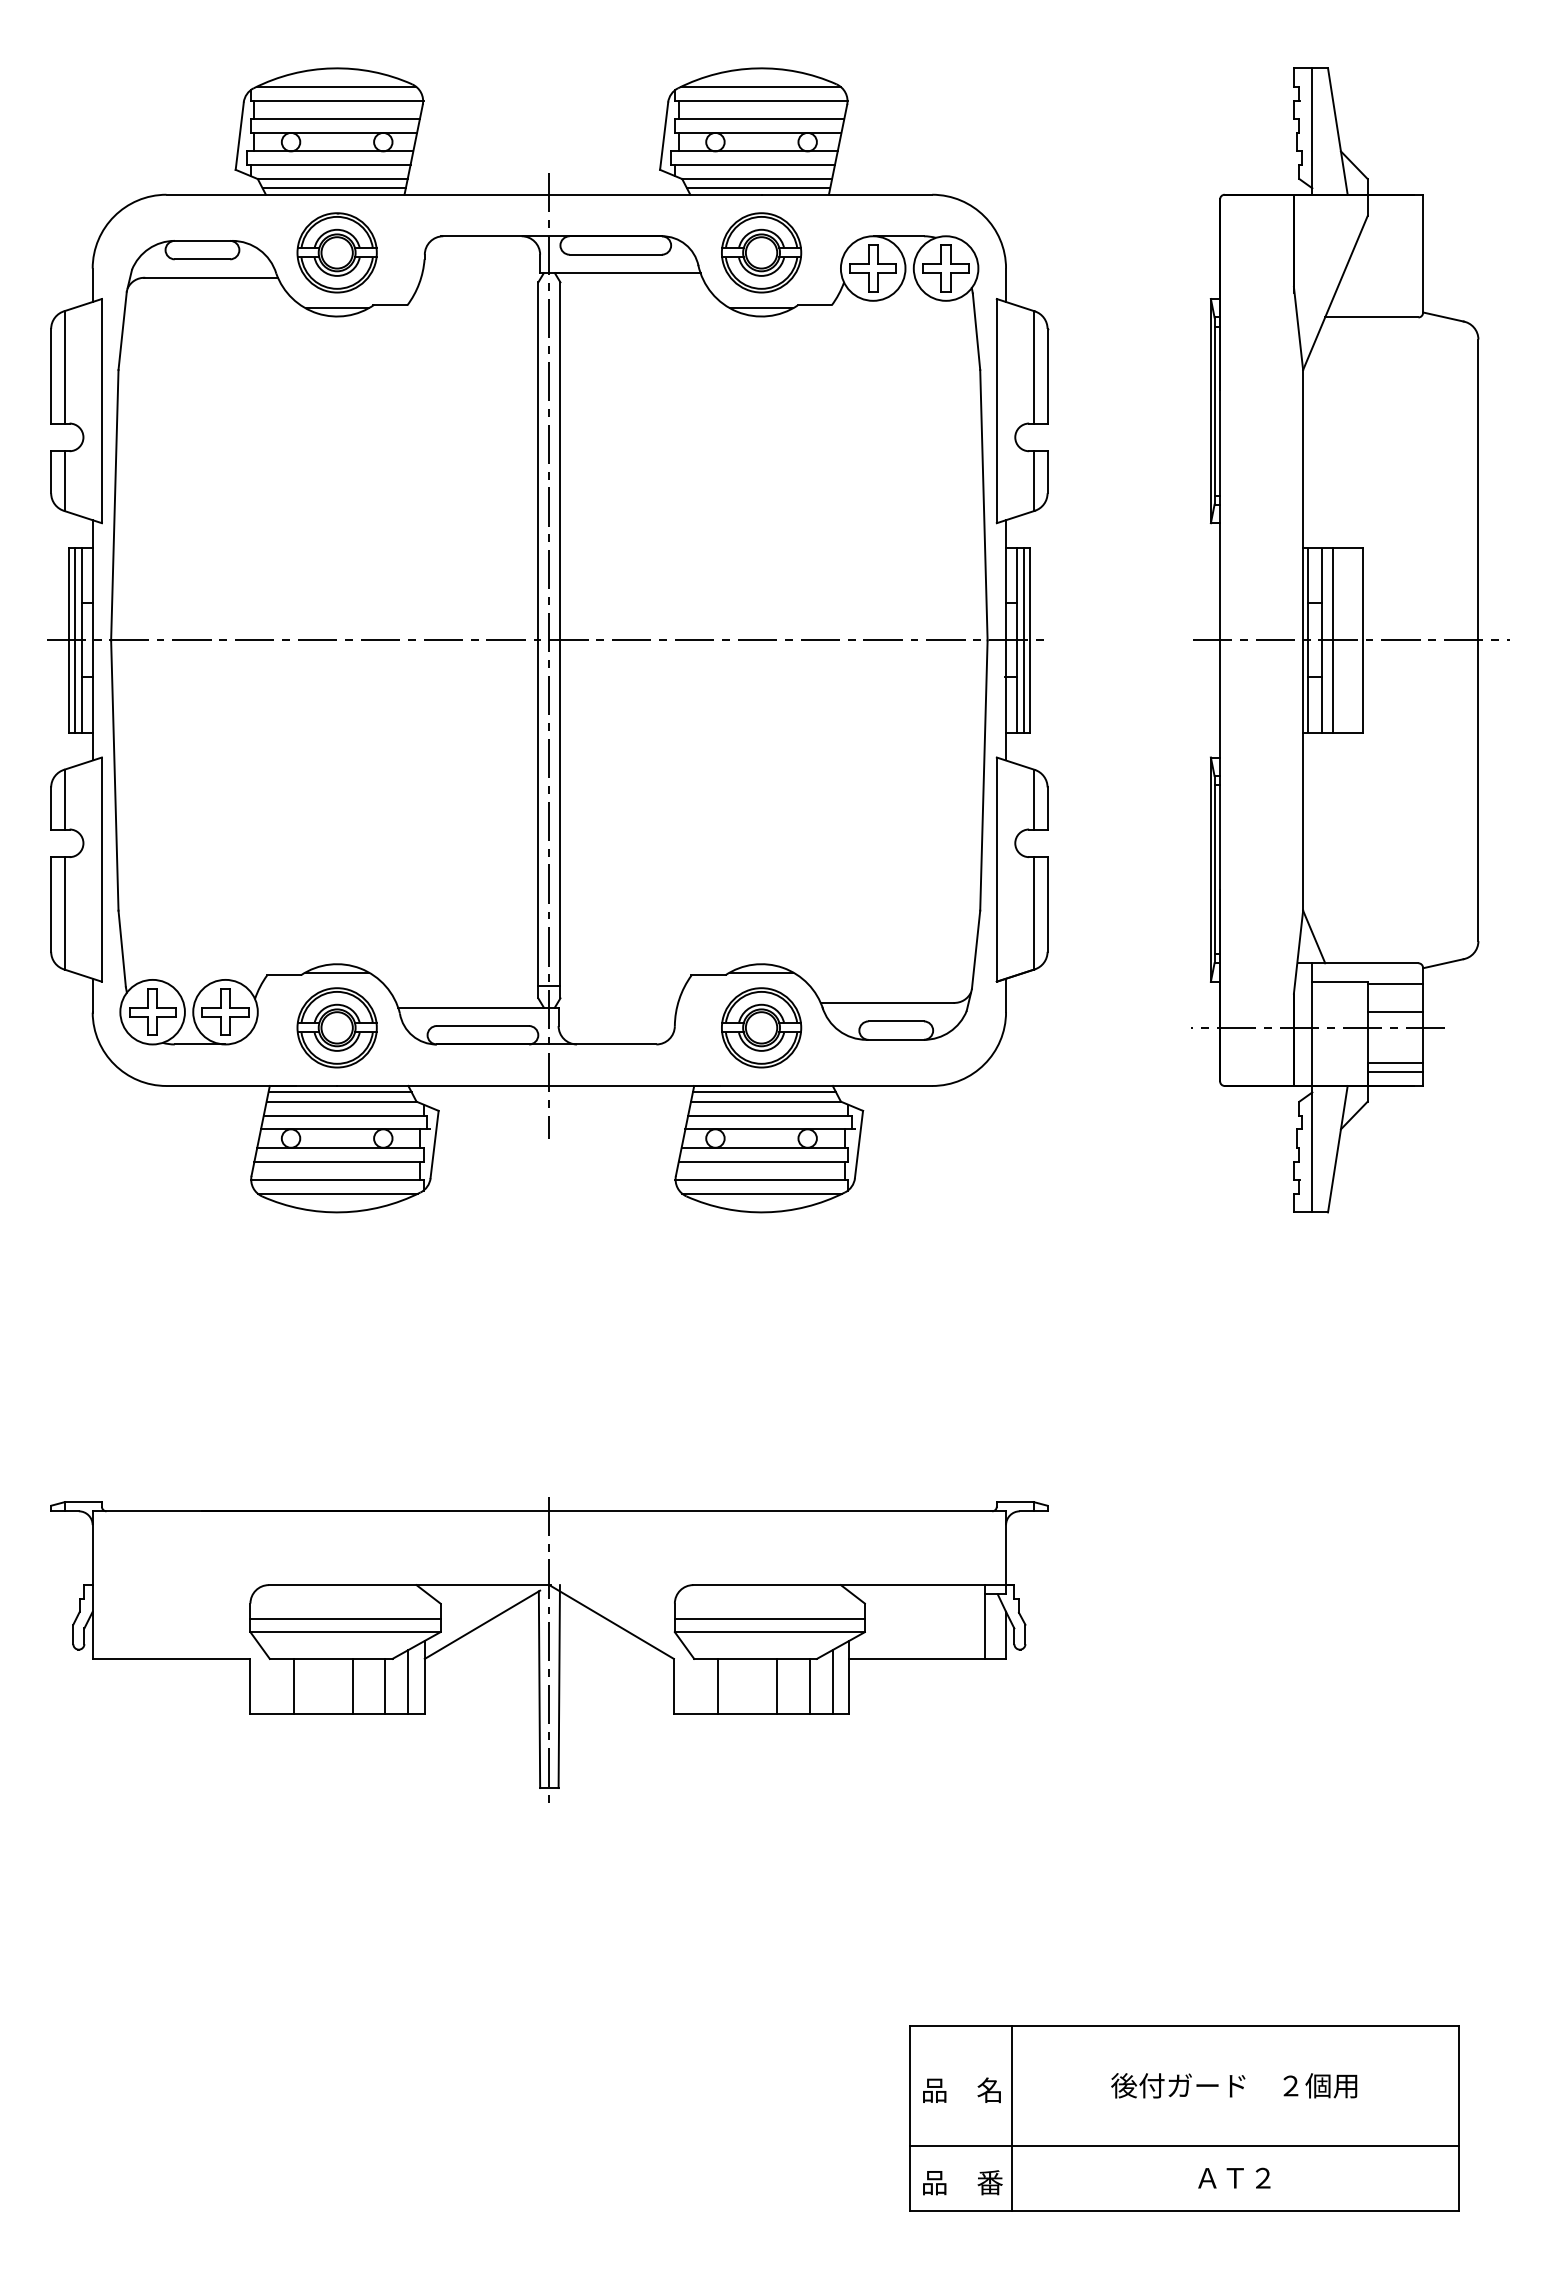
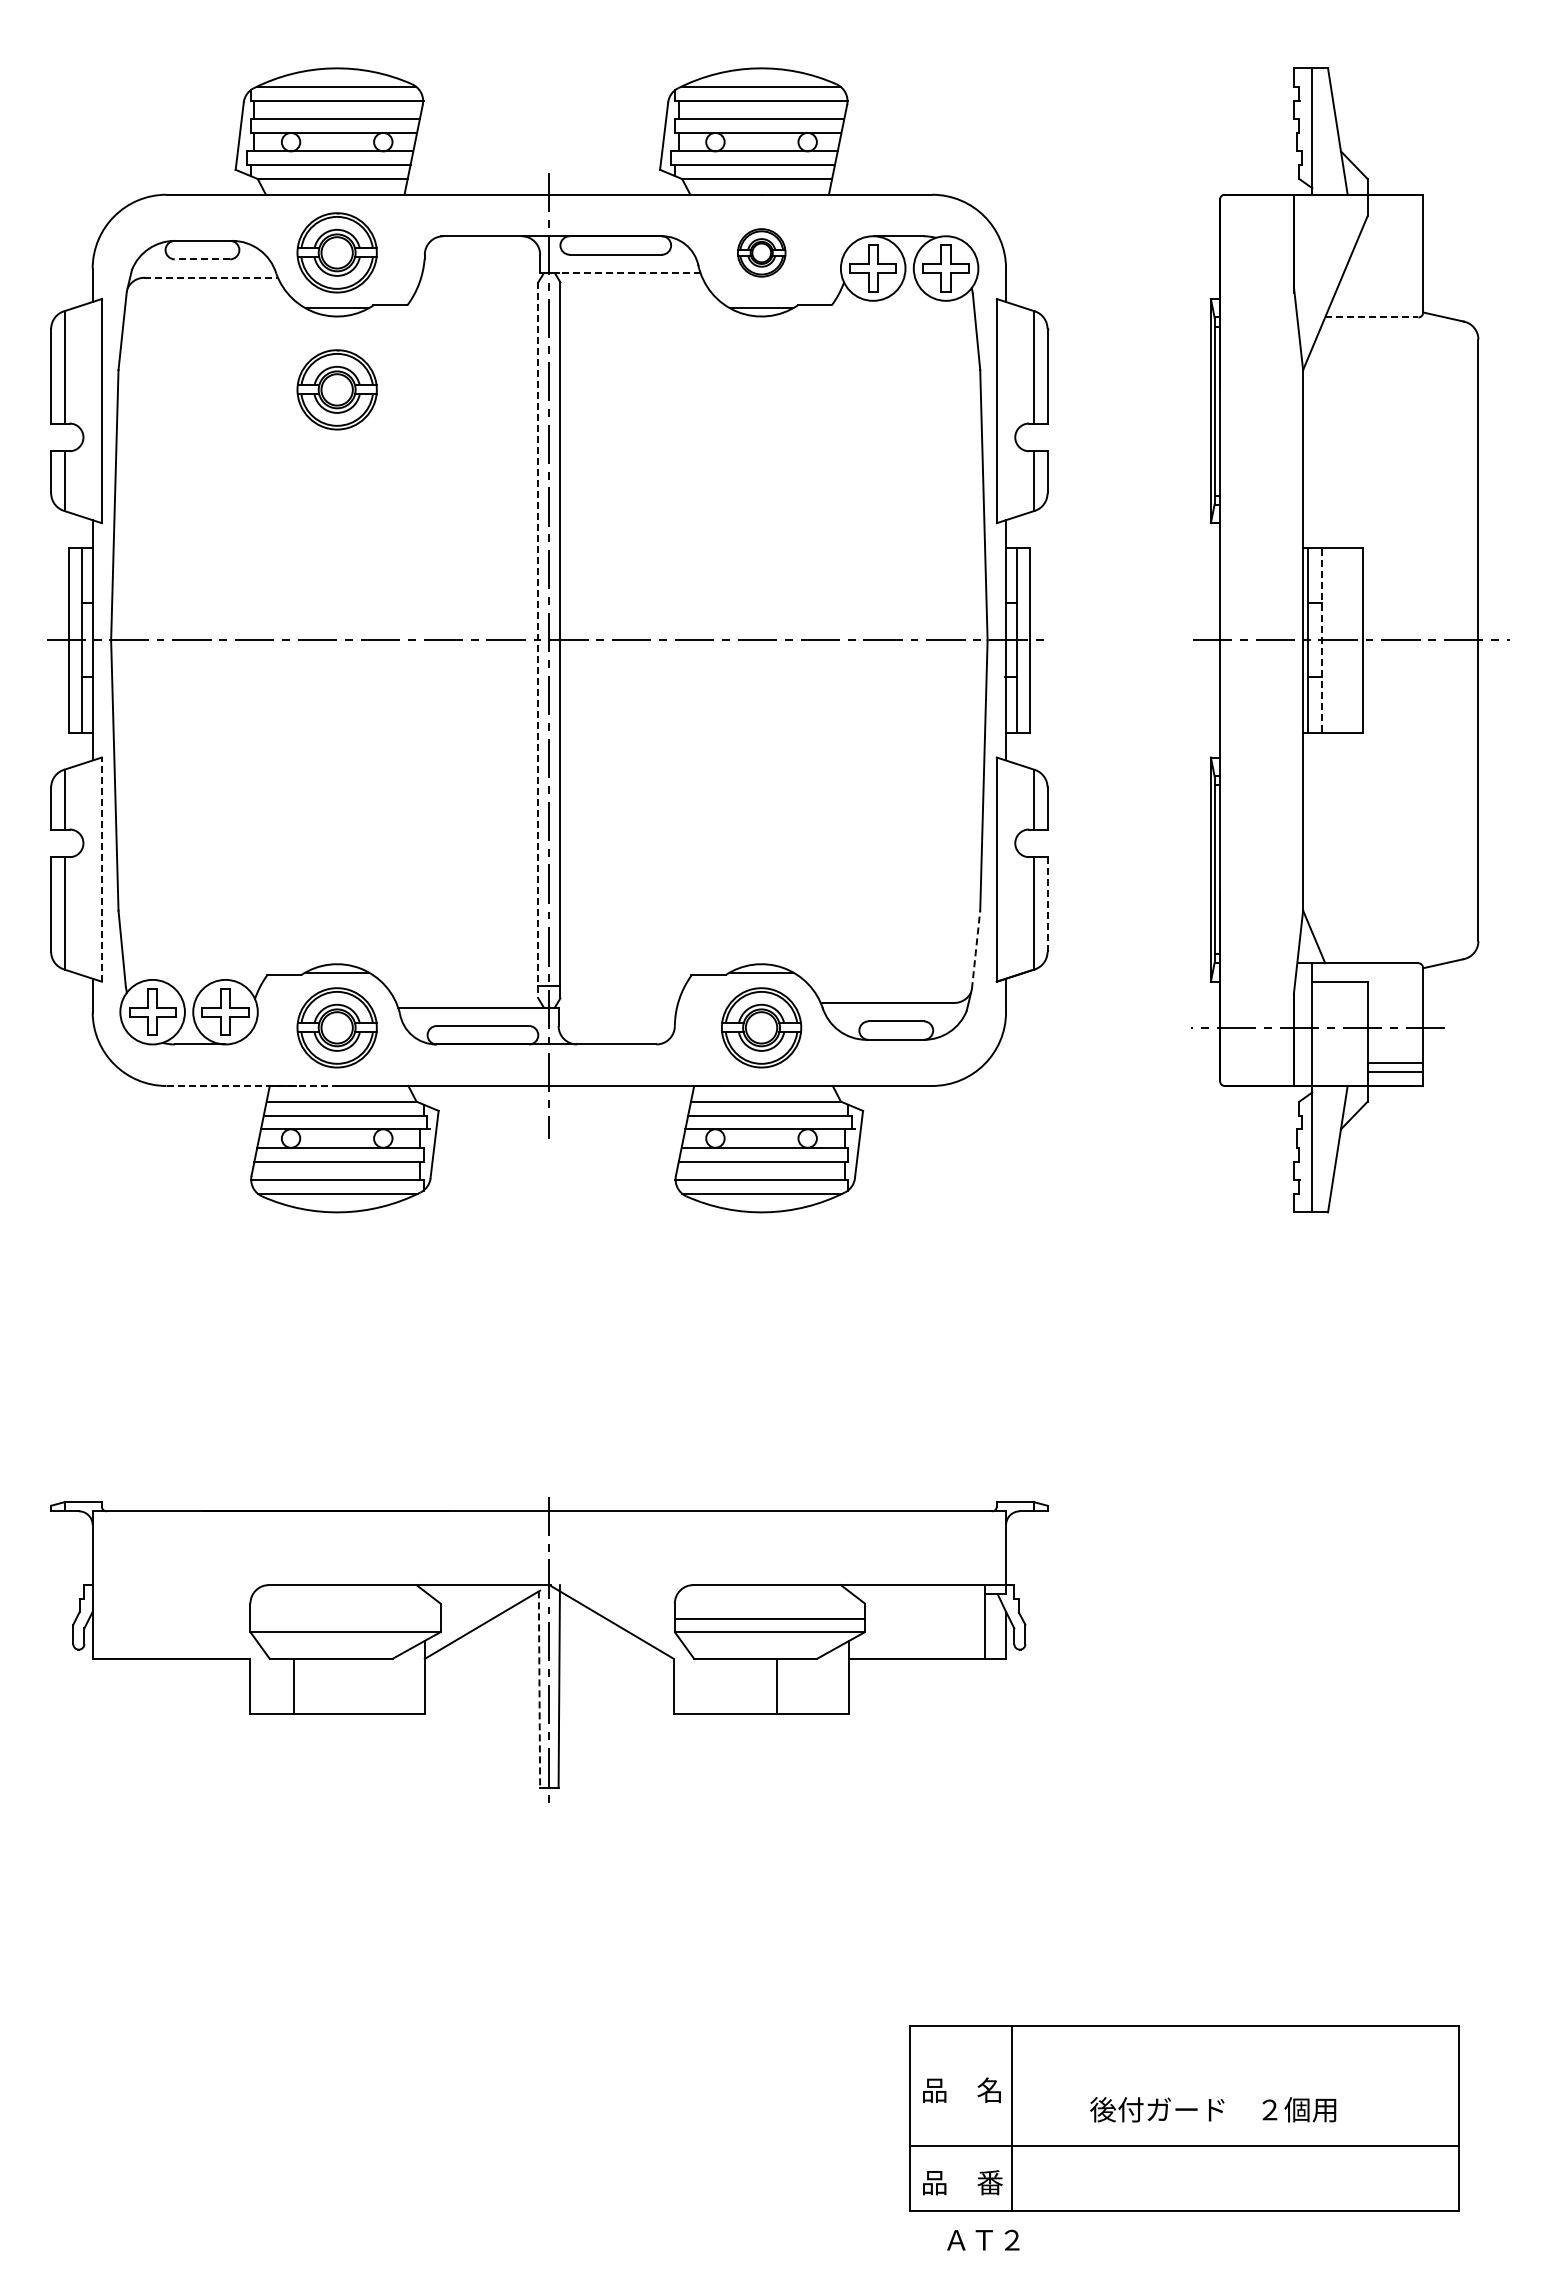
line: present -> none (333, 188)
line: present -> none (758, 188)
part size: 82x82 px -> 50x50 px (761, 252)
line: solid -> dashed (202, 259)
line: solid -> dashed (627, 273)
line: solid -> dashed (211, 277)
line: solid -> dashed (1371, 317)
part: none -> present (336, 389)
line: present -> none (75, 640)
line: solid -> dashed (538, 640)
line: present -> none (1023, 640)
line: solid -> dashed (1321, 640)
line: present -> none (1332, 640)
line: solid -> dashed (101, 869)
line: solid -> dashed (1047, 904)
line: solid -> dashed (976, 949)
line: present -> none (1395, 984)
line: present -> none (1395, 1012)
line: solid -> dashed (252, 1085)
line: present -> none (339, 1092)
line: present -> none (764, 1092)
line: present -> none (345, 1619)
line: present -> none (408, 1682)
line: present -> none (832, 1682)
line: present -> none (352, 1686)
line: present -> none (385, 1686)
line: present -> none (718, 1686)
line: present -> none (809, 1686)
line: solid -> dashed (539, 1690)
text position: (1234, 2085) -> (1213, 2109) (1213, 2109)
text position: (1234, 2177) -> (983, 2239) (983, 2239)
